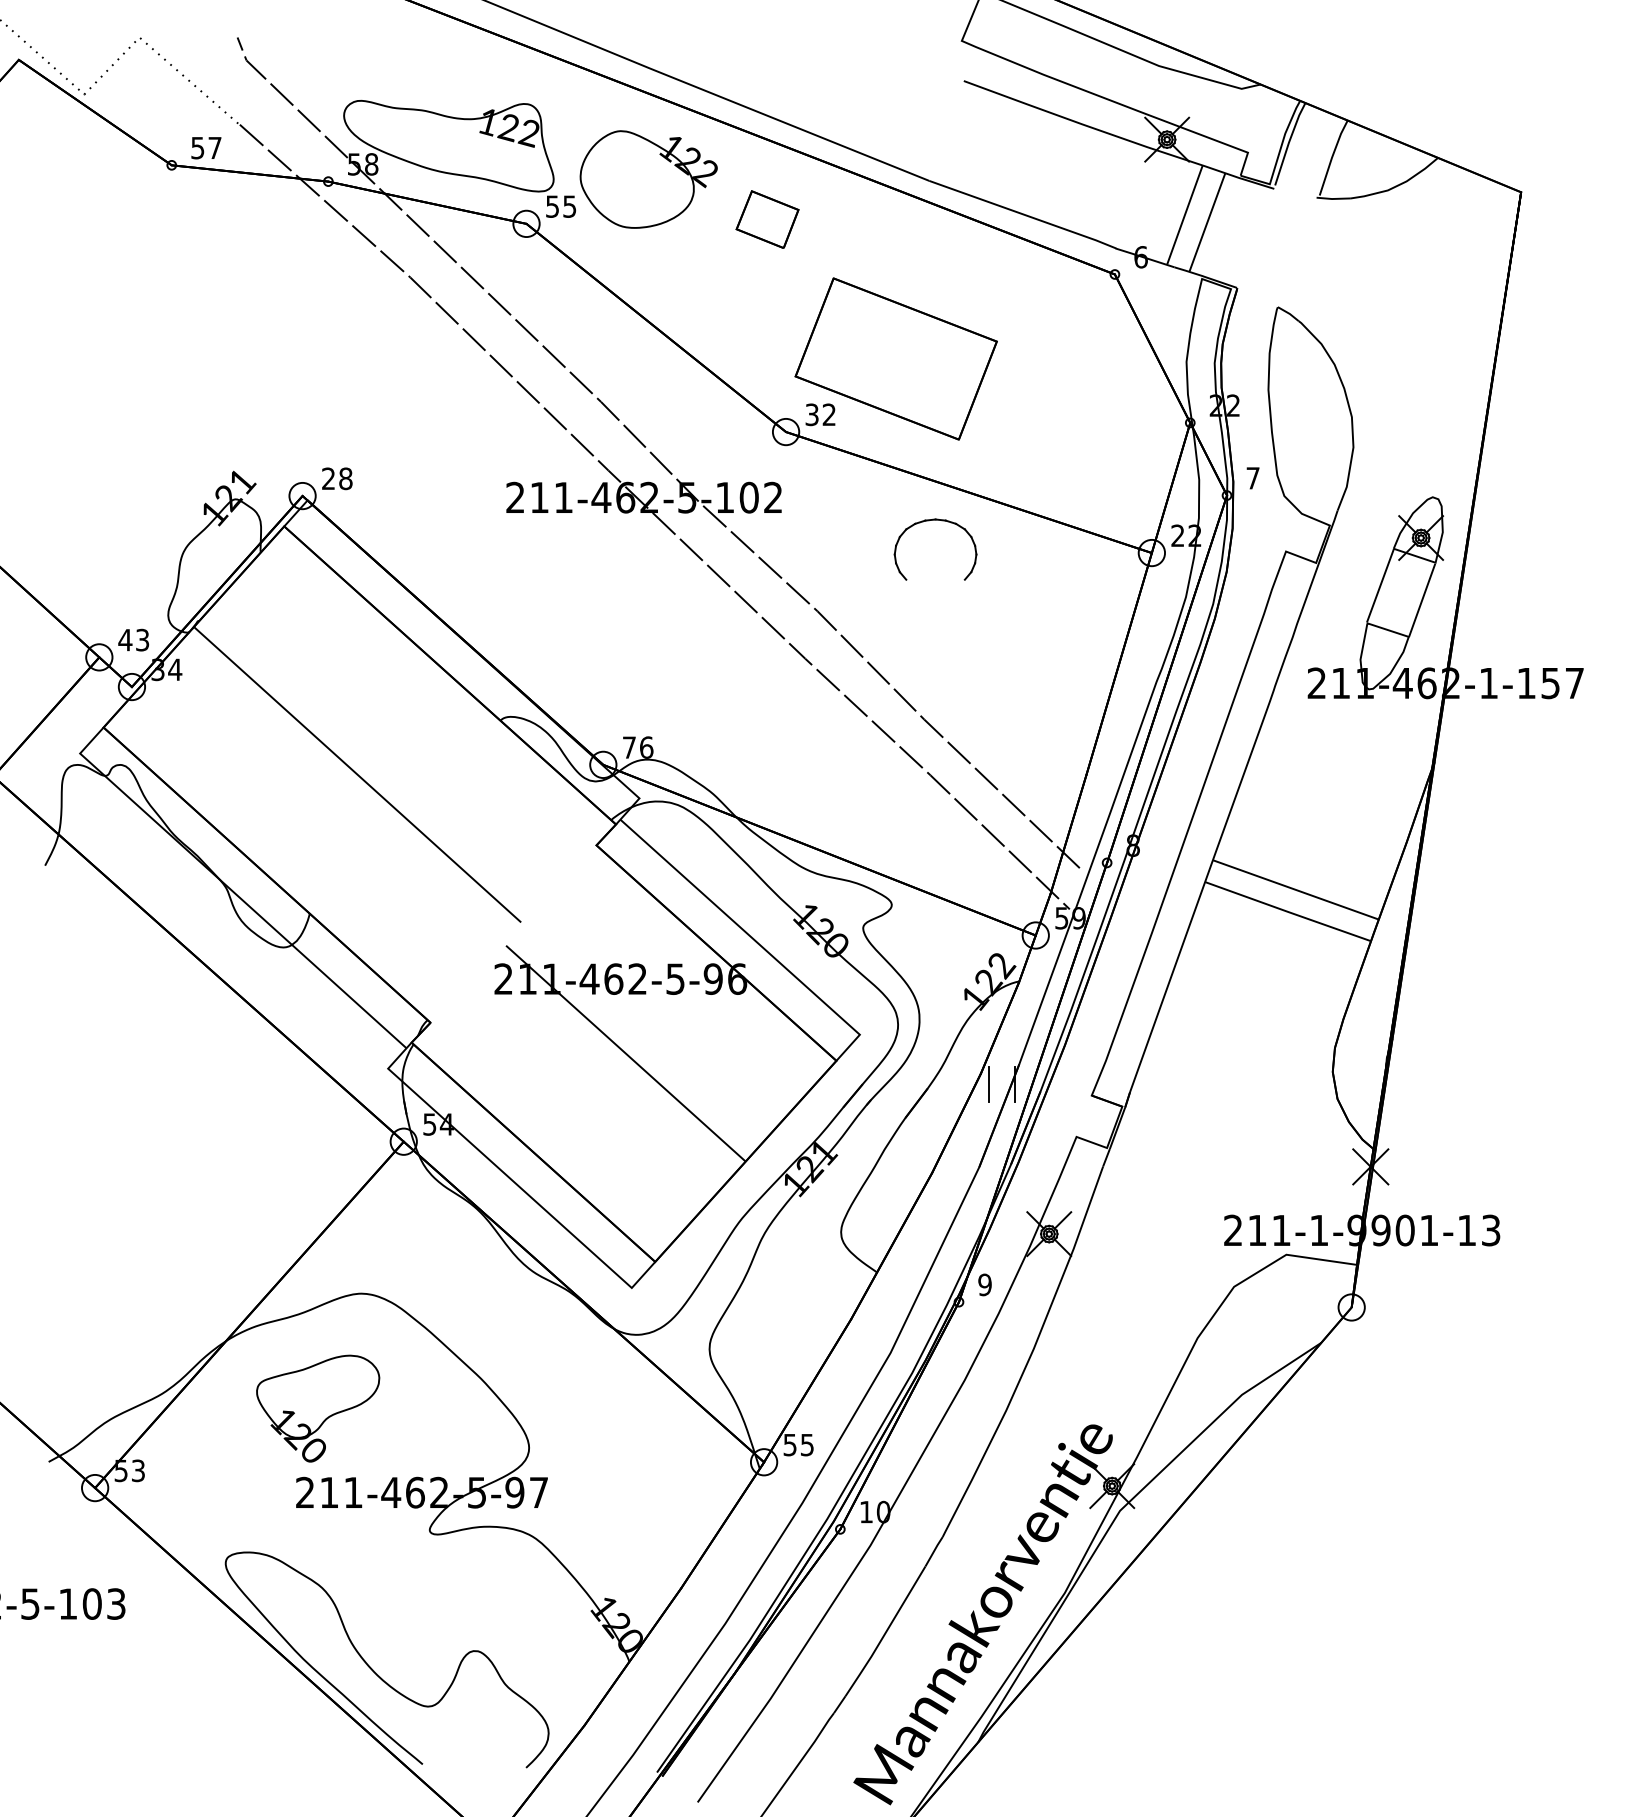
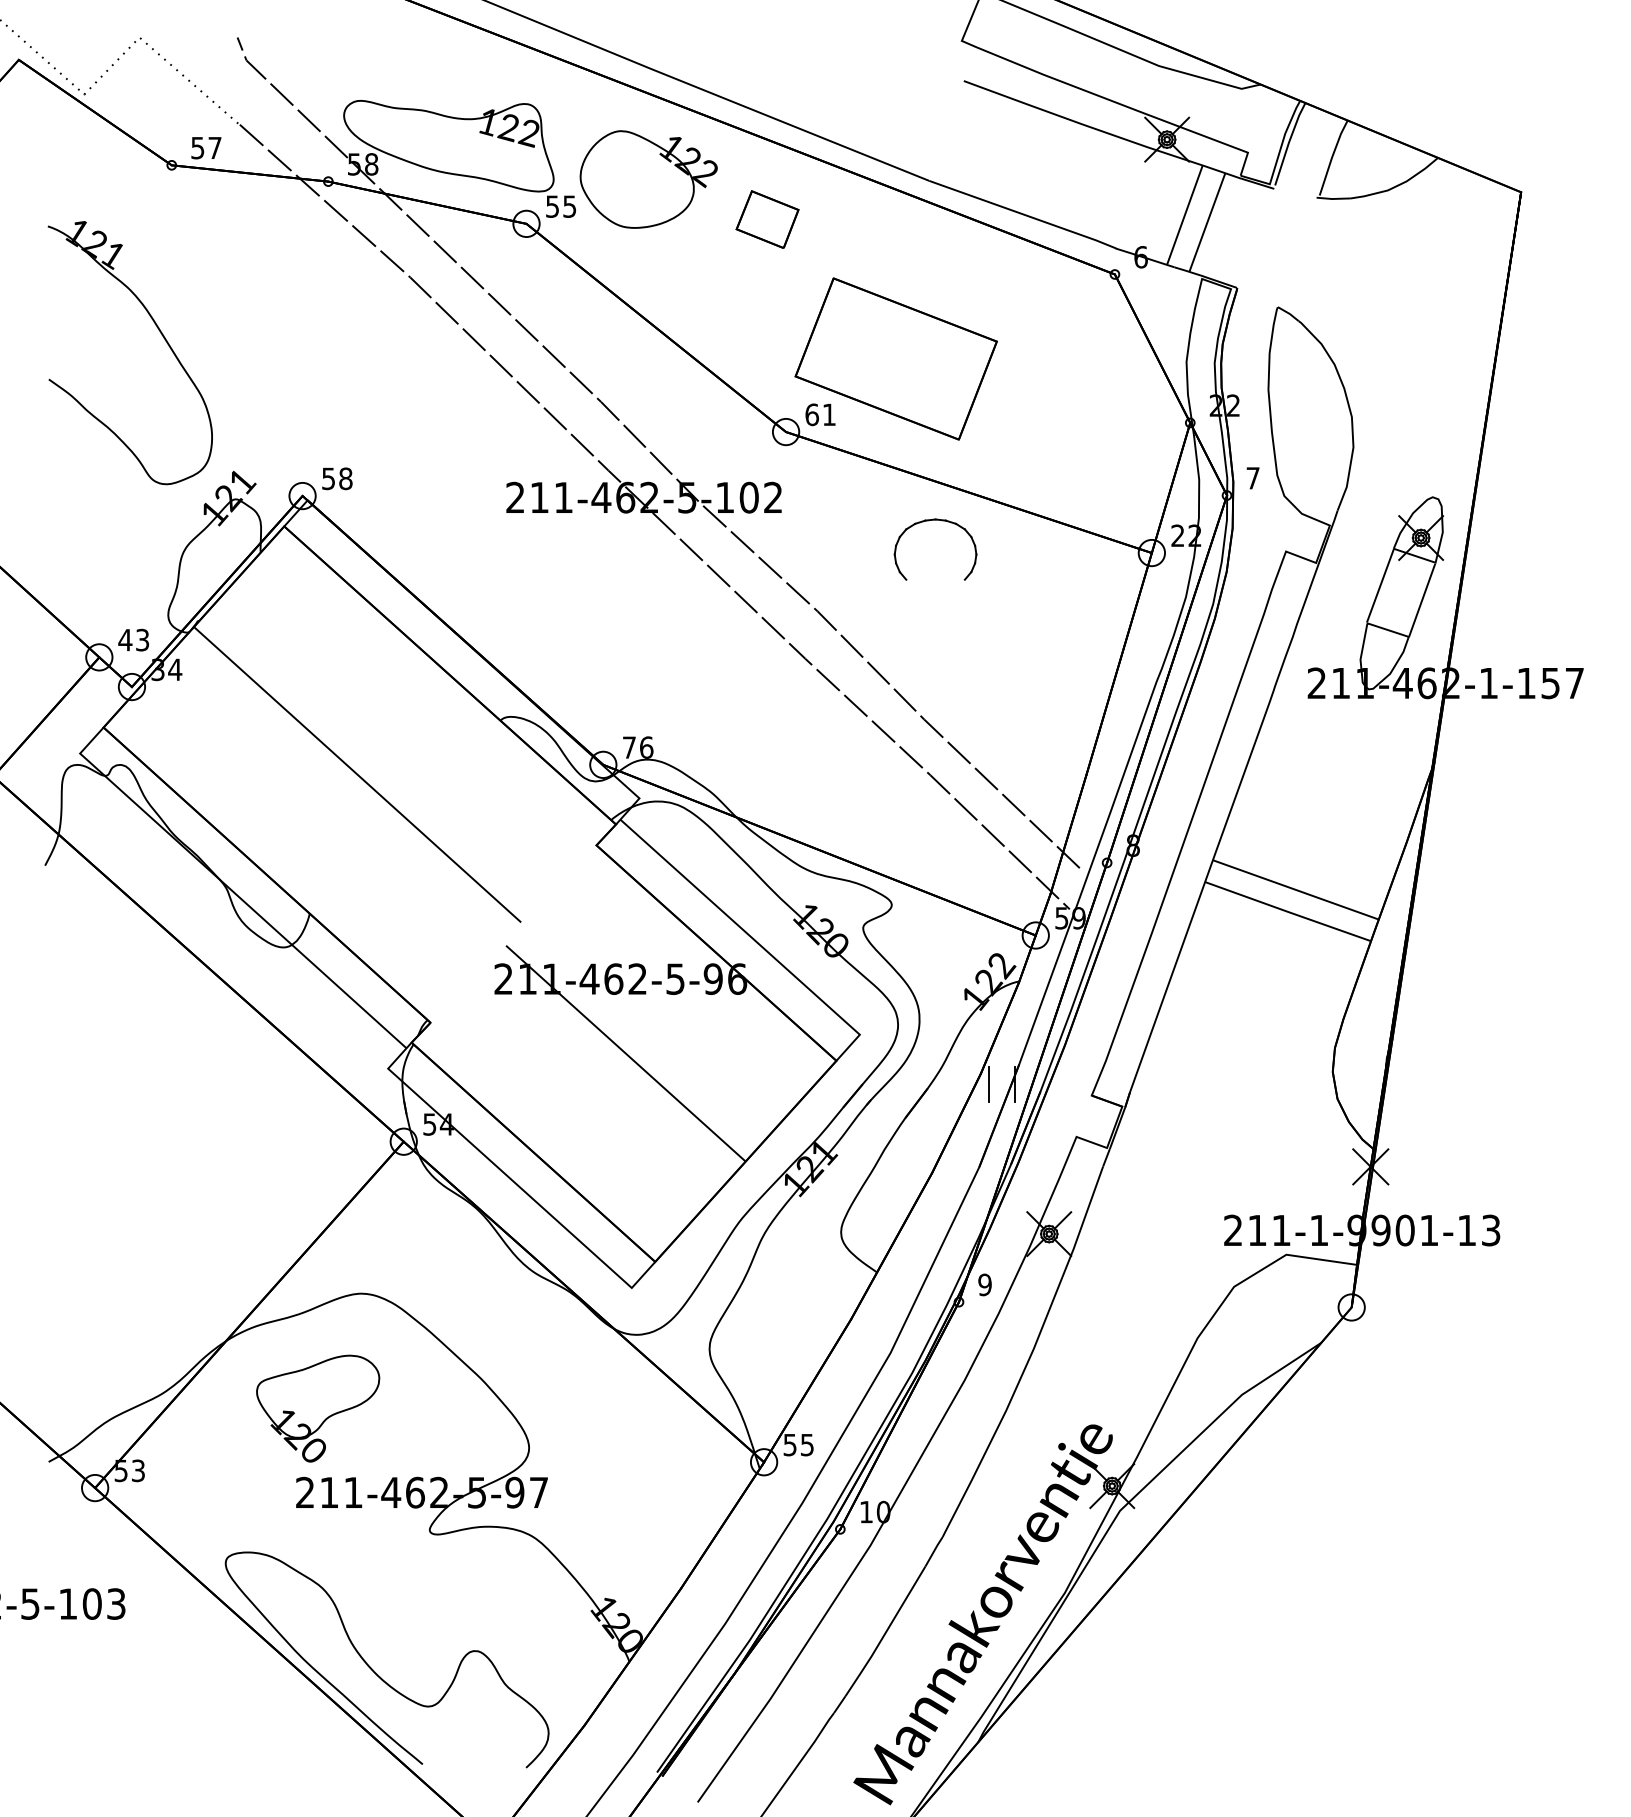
part: none -> present (161, 335)
text: 32 -> 61 (820, 414)
text: 28 -> 58 (328, 478)
